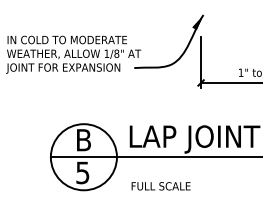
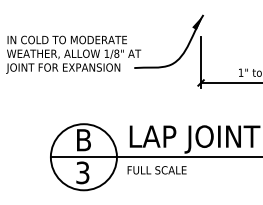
text: 5 -> 3 (83, 172)
text position: (160, 186) -> (156, 170) (156, 170)
